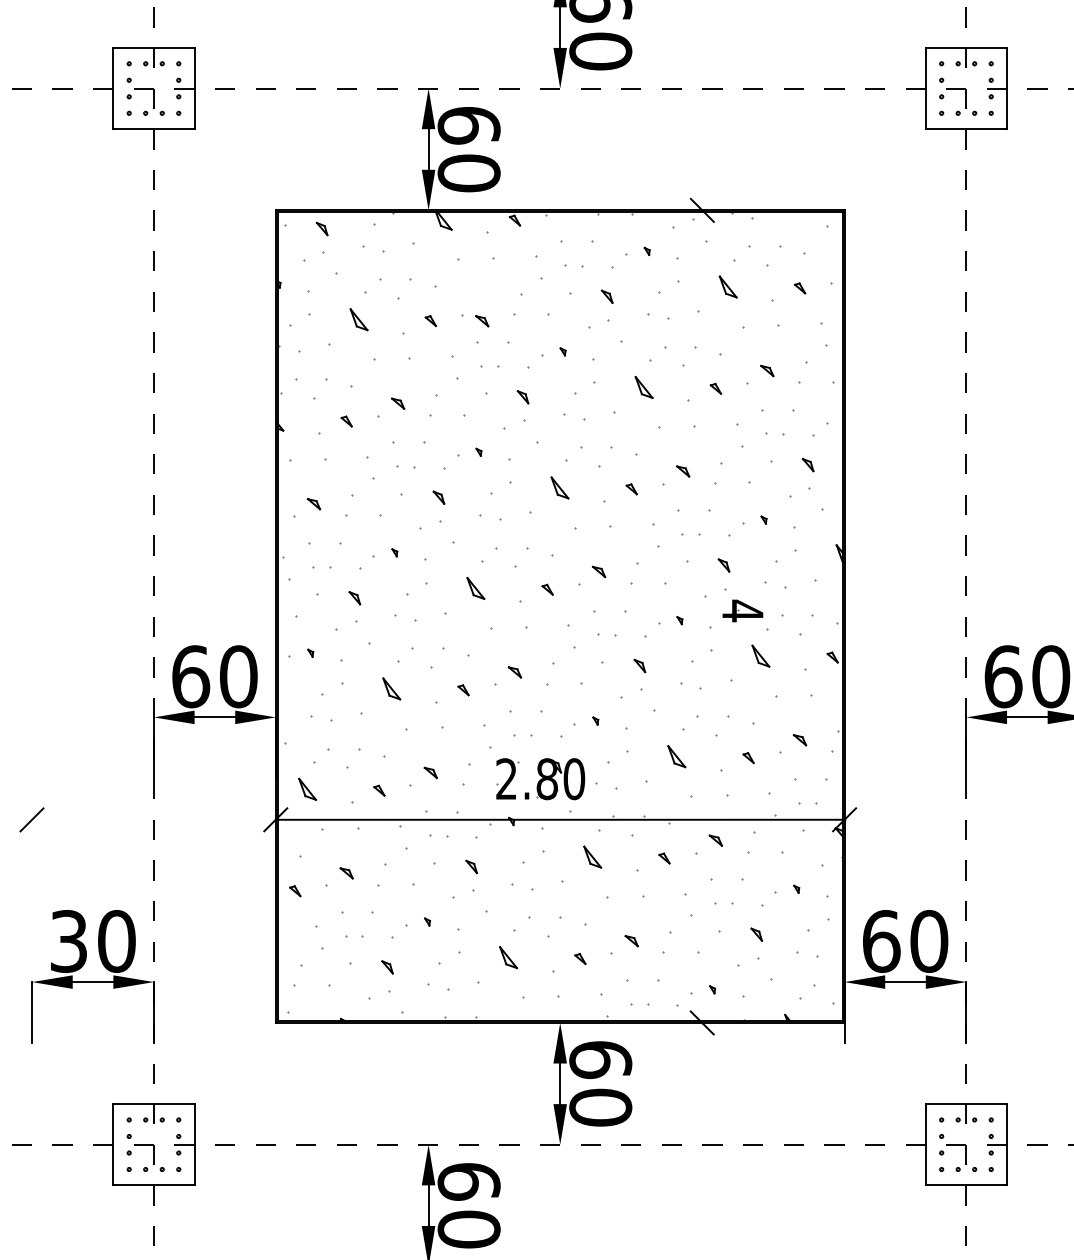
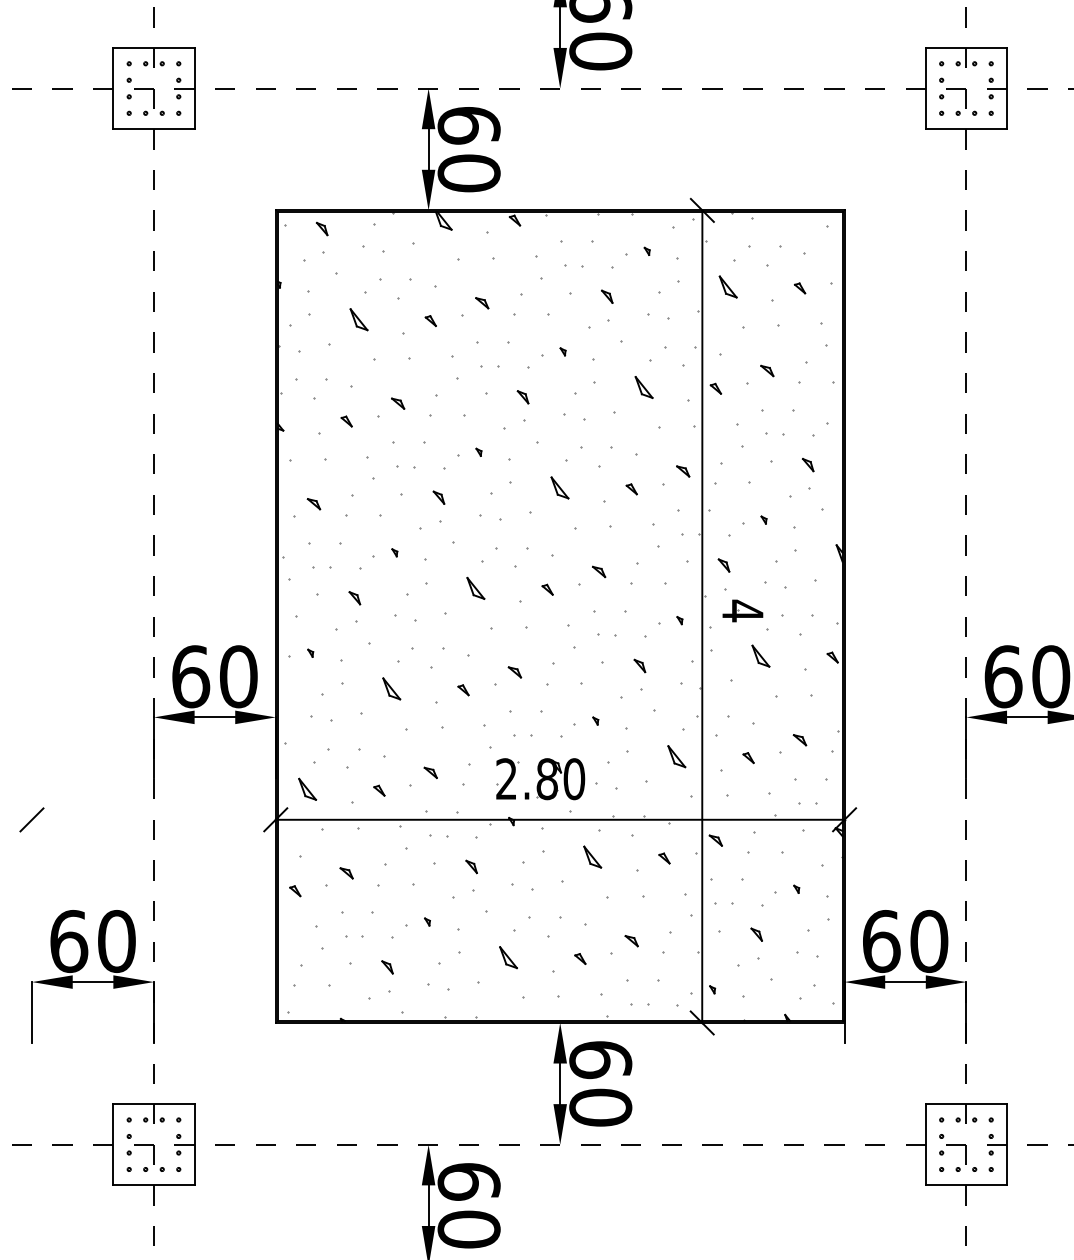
part position: (482, 321) -> (482, 303) (482, 303)
line: none -> present (702, 616)
text: 30 -> 60 (69, 941)
